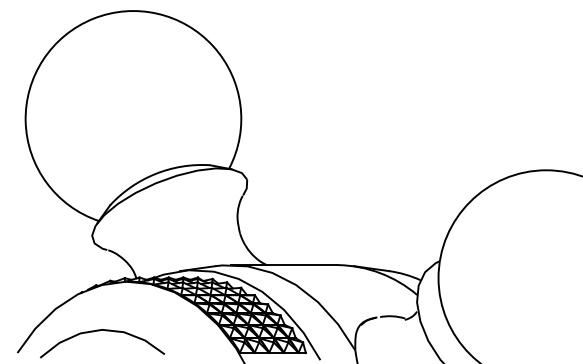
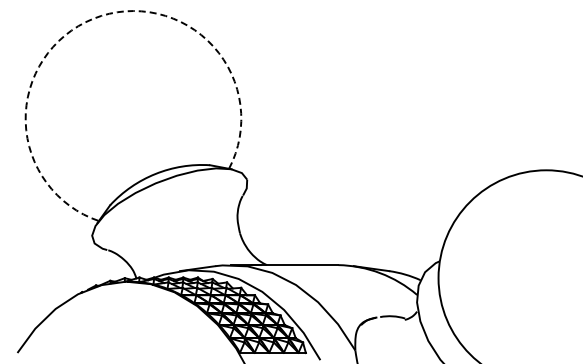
arc: solid -> dashed (93, 18)
curve: present -> none (99, 331)
